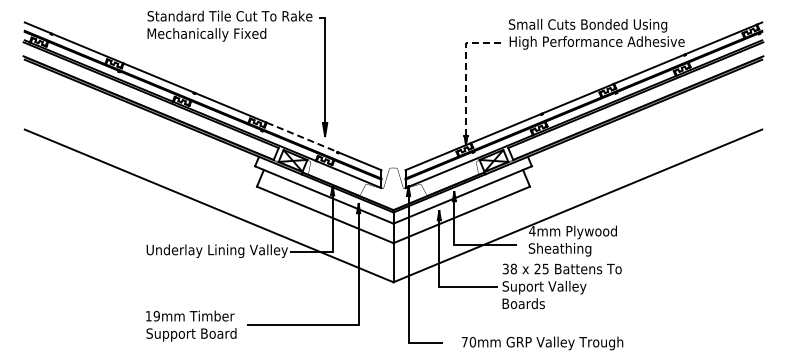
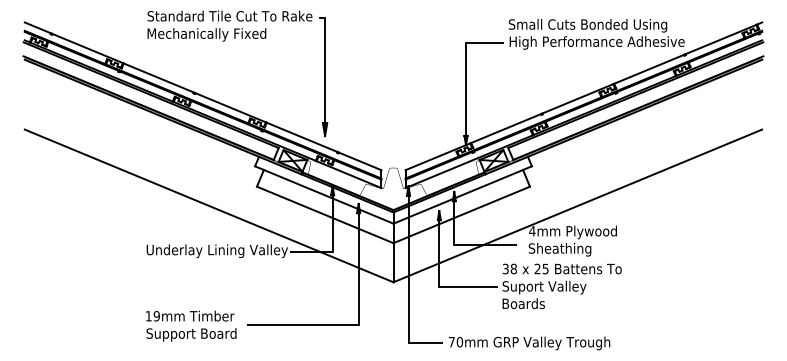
line: dashed -> solid (466, 69)
line: dashed -> solid (302, 137)
text position: (542, 343) -> (529, 343) (529, 343)
